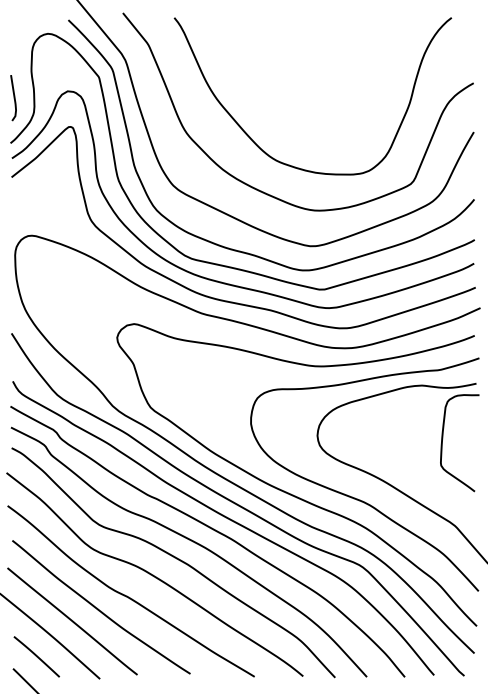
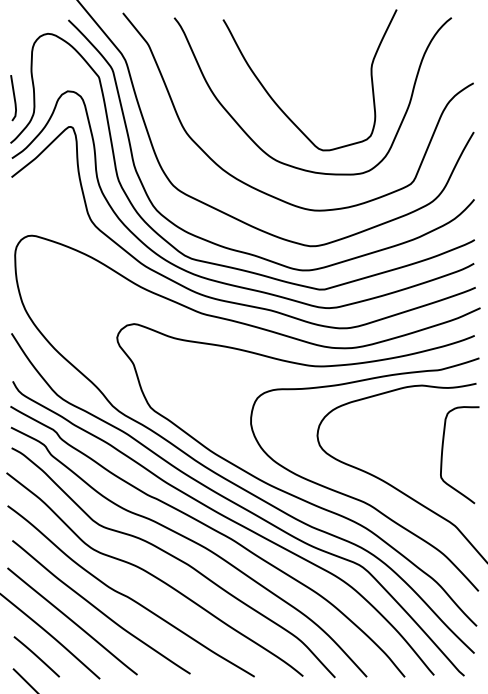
curve: none -> present (281, 108)
curve position: (443, 438) -> (443, 450) (443, 450)
